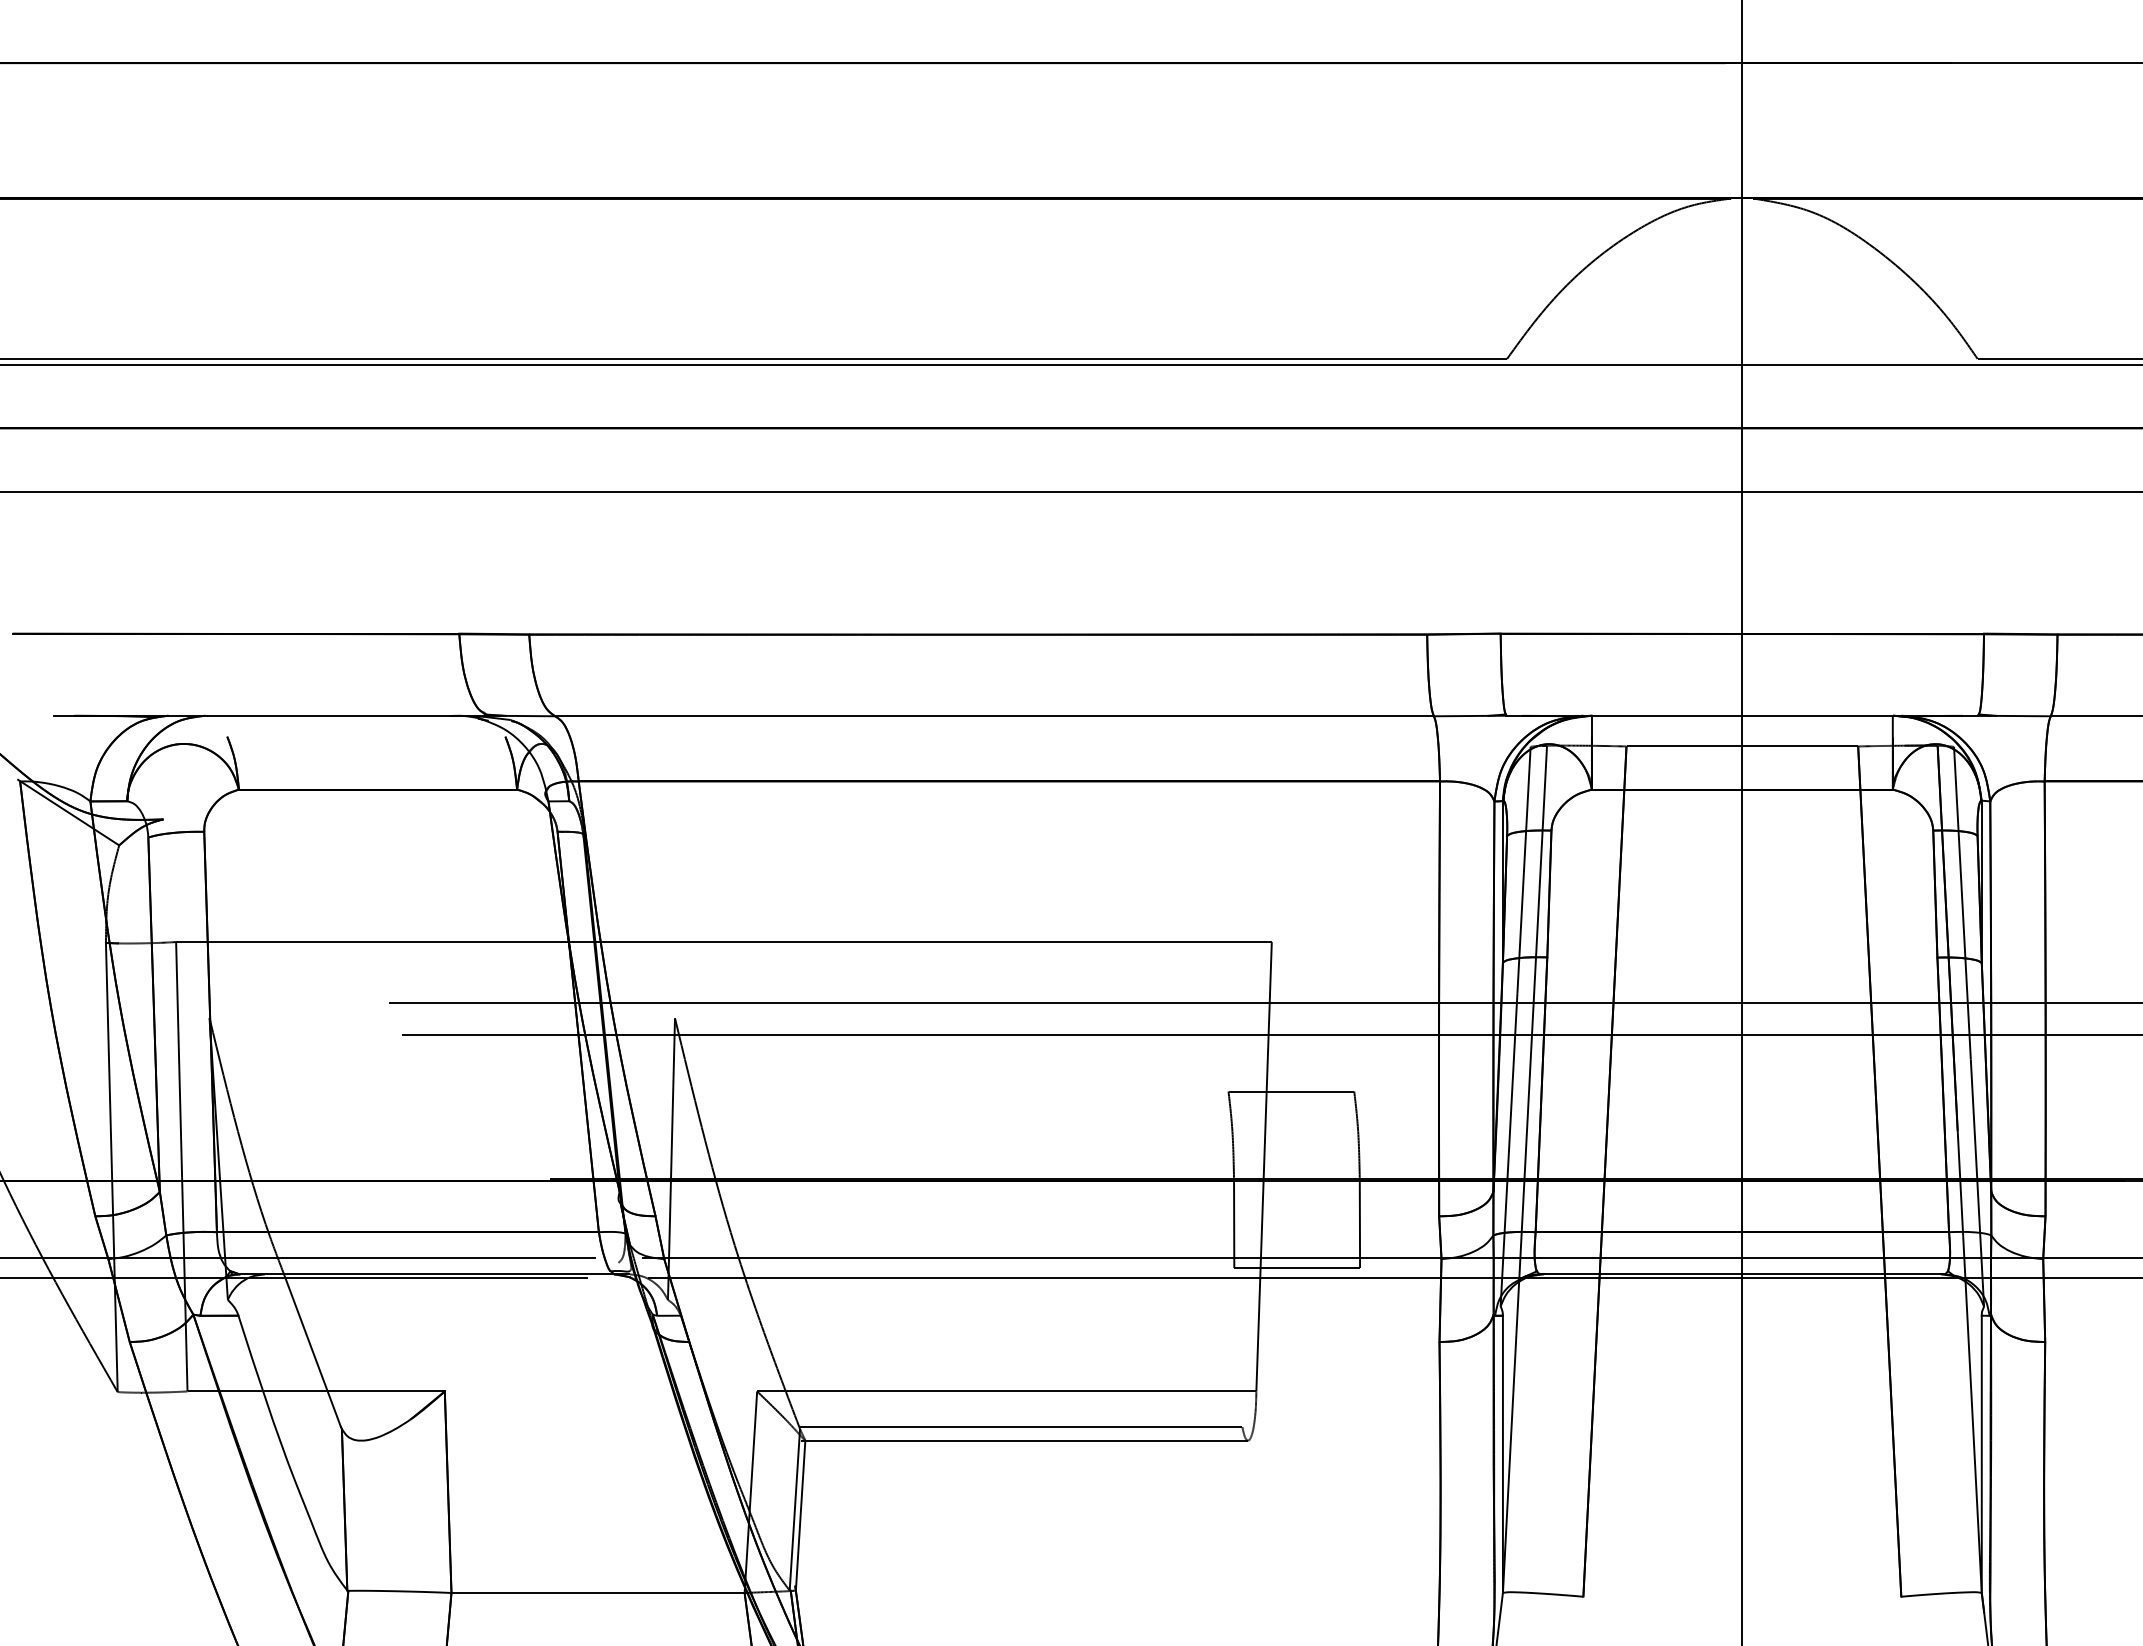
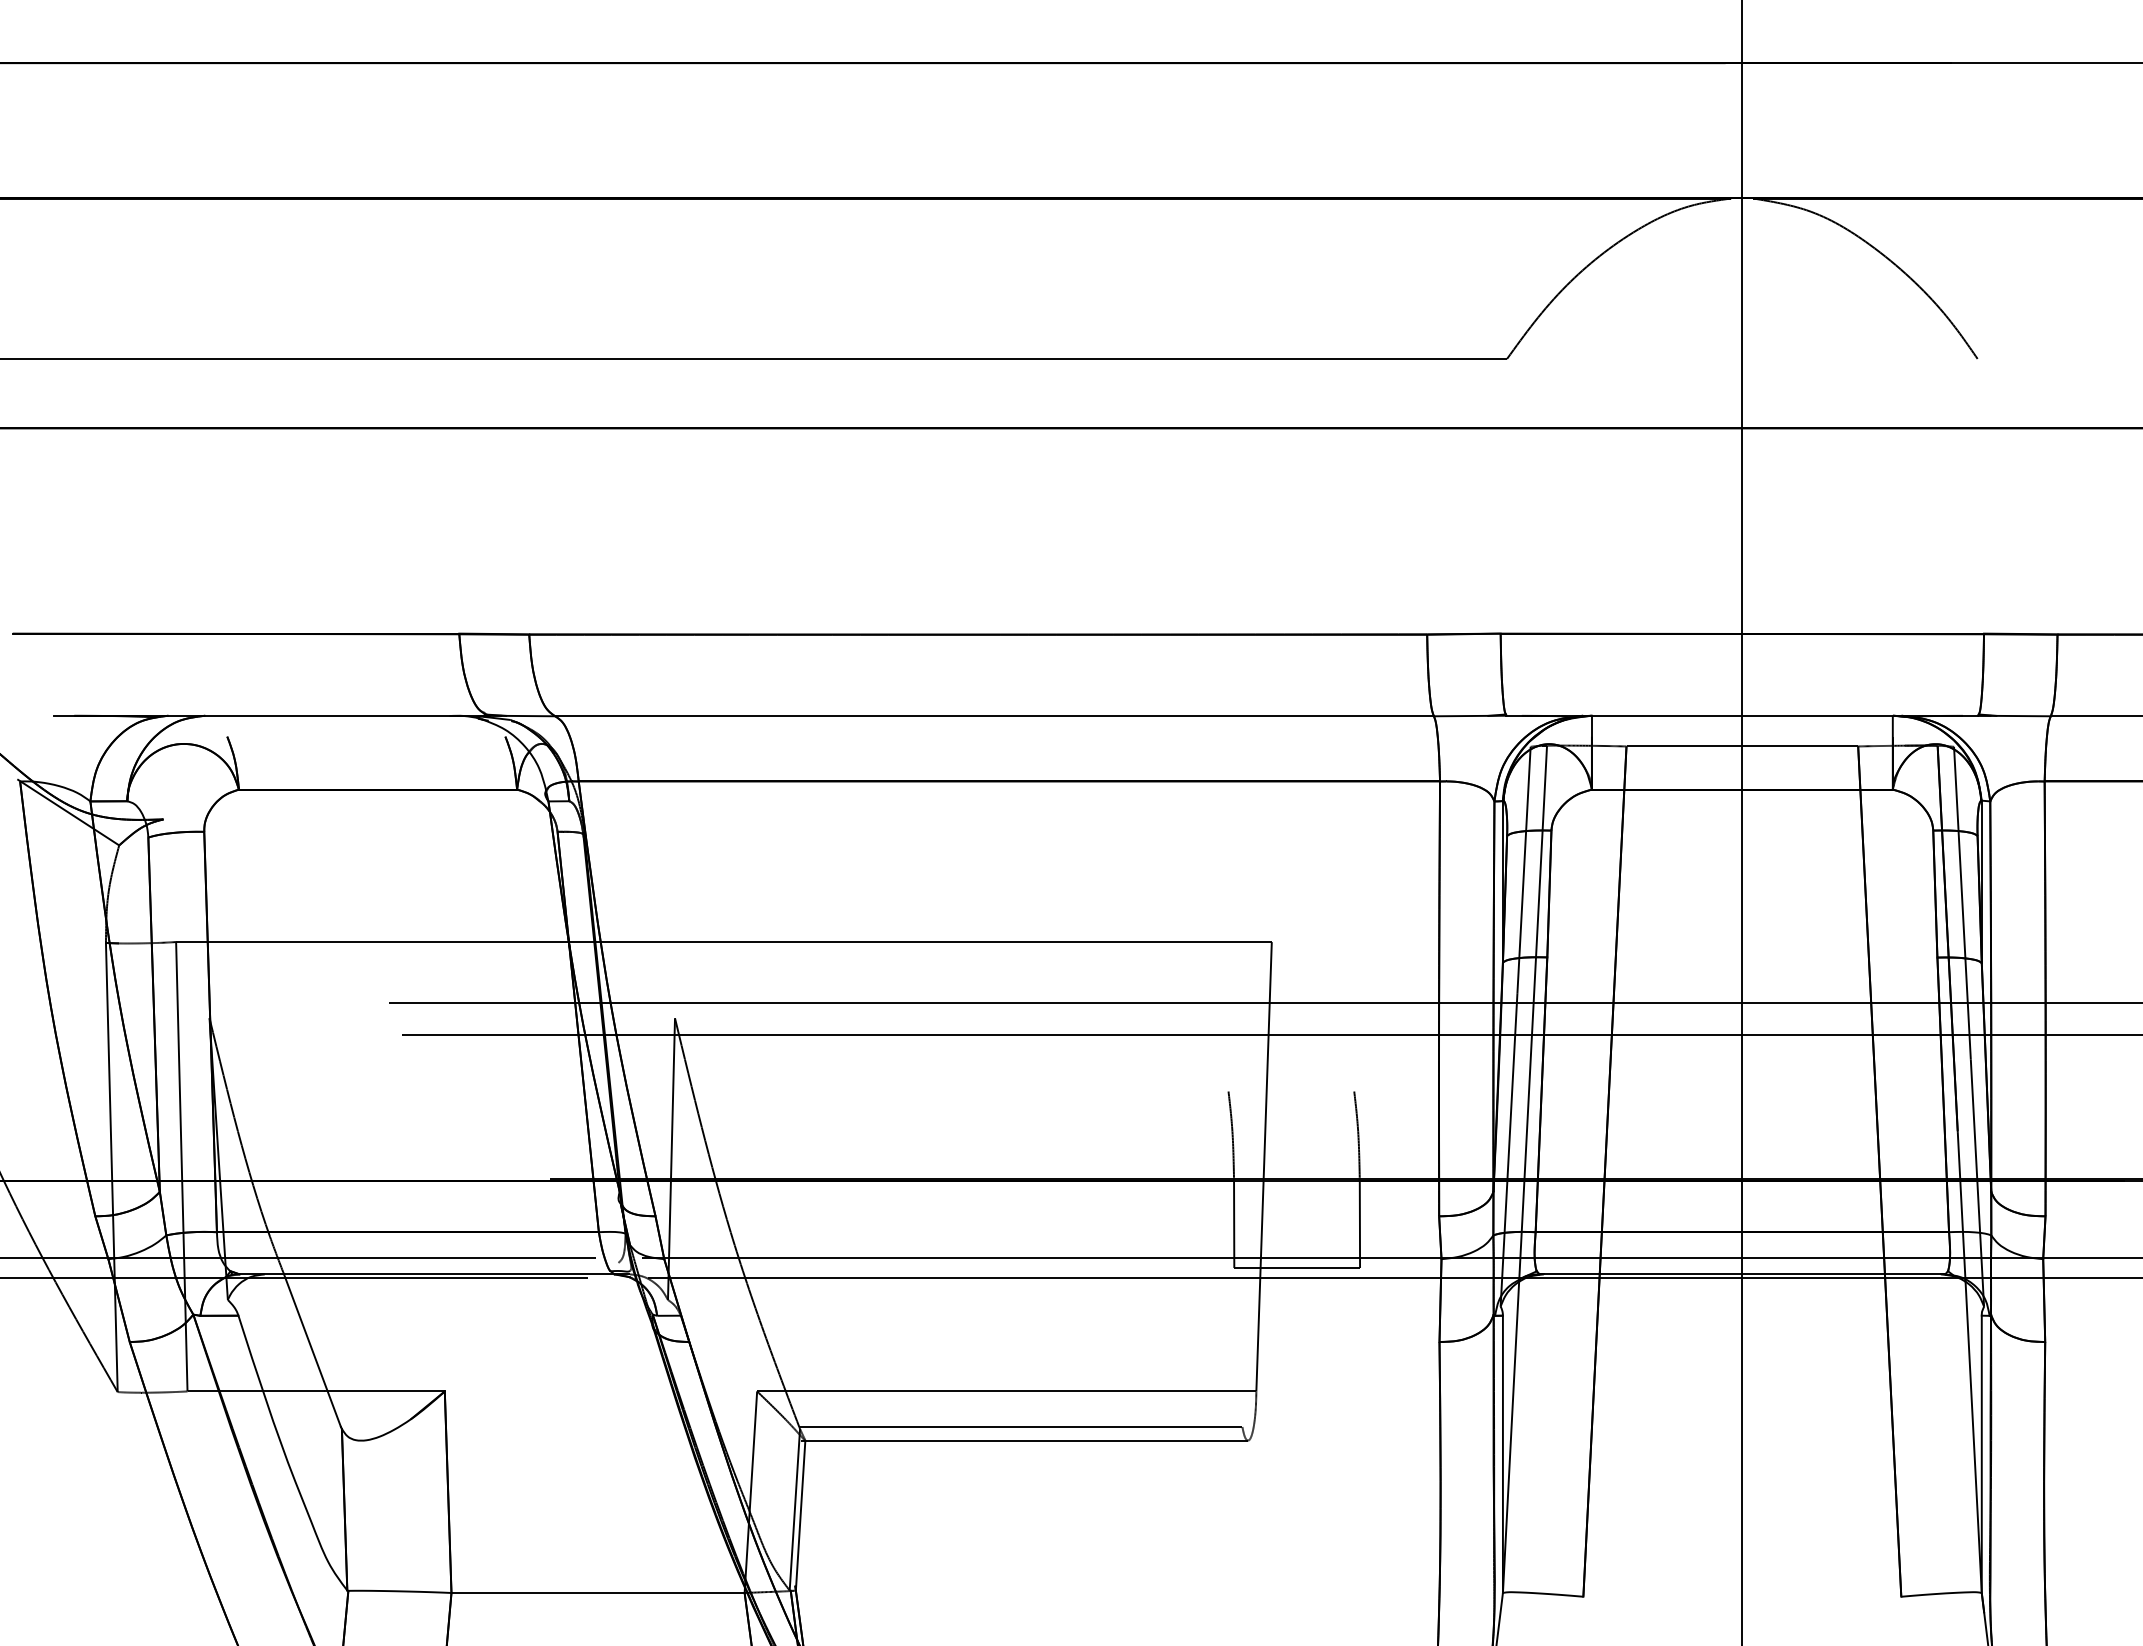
line: present -> none (2058, 358)
line: present -> none (1070, 364)
line: present -> none (1070, 492)
line: present -> none (1291, 1091)
